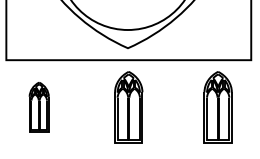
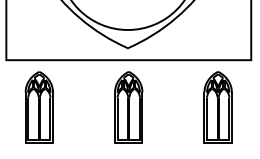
part size: 22x51 px -> 30x73 px (38, 107)
